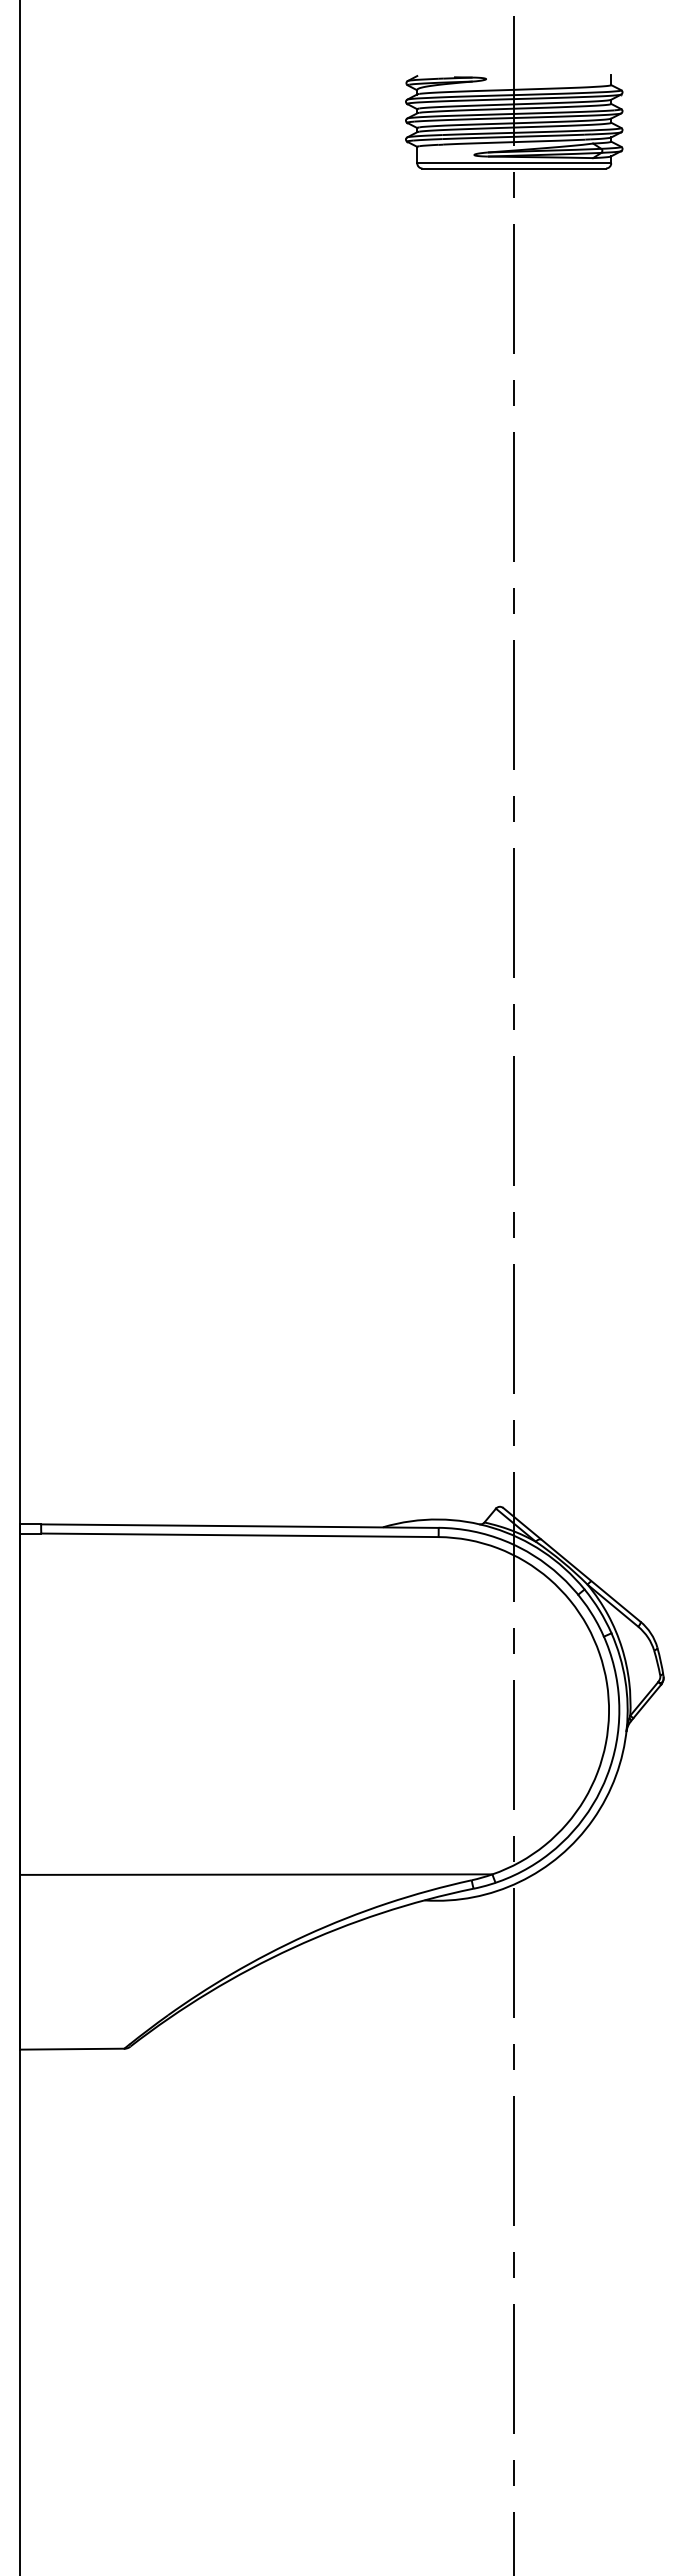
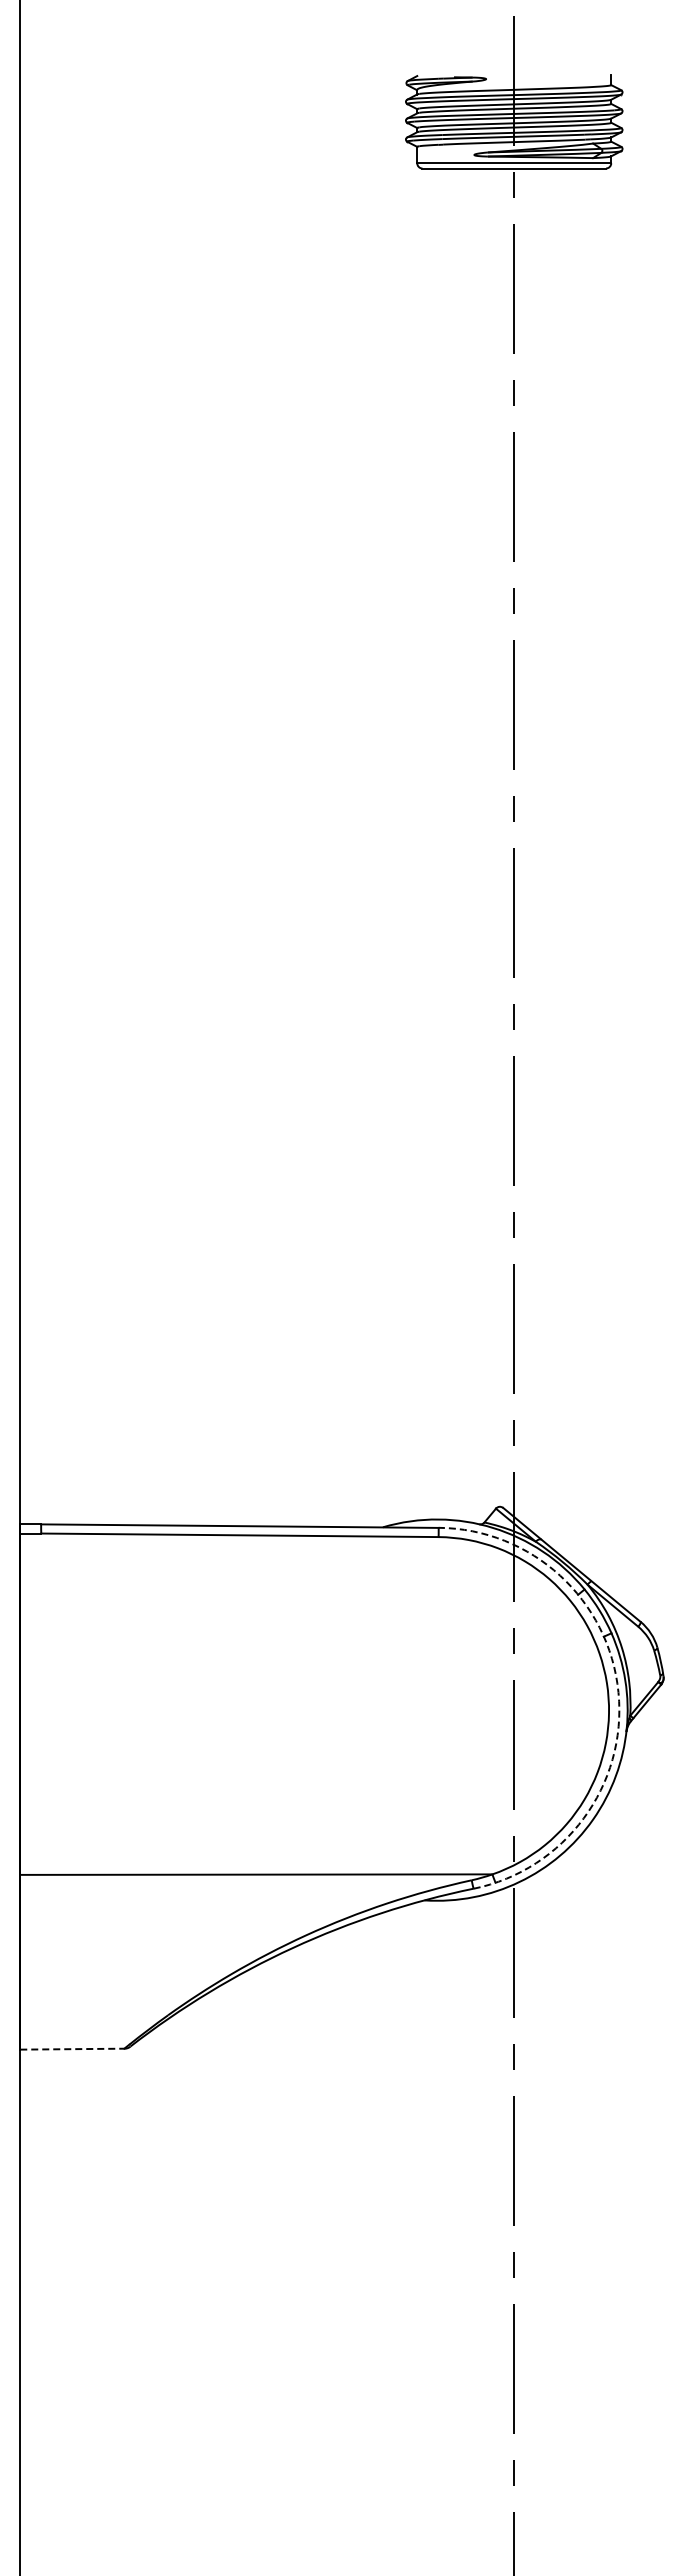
arc: solid -> dashed (618, 1692)
line: solid -> dashed (72, 2049)
